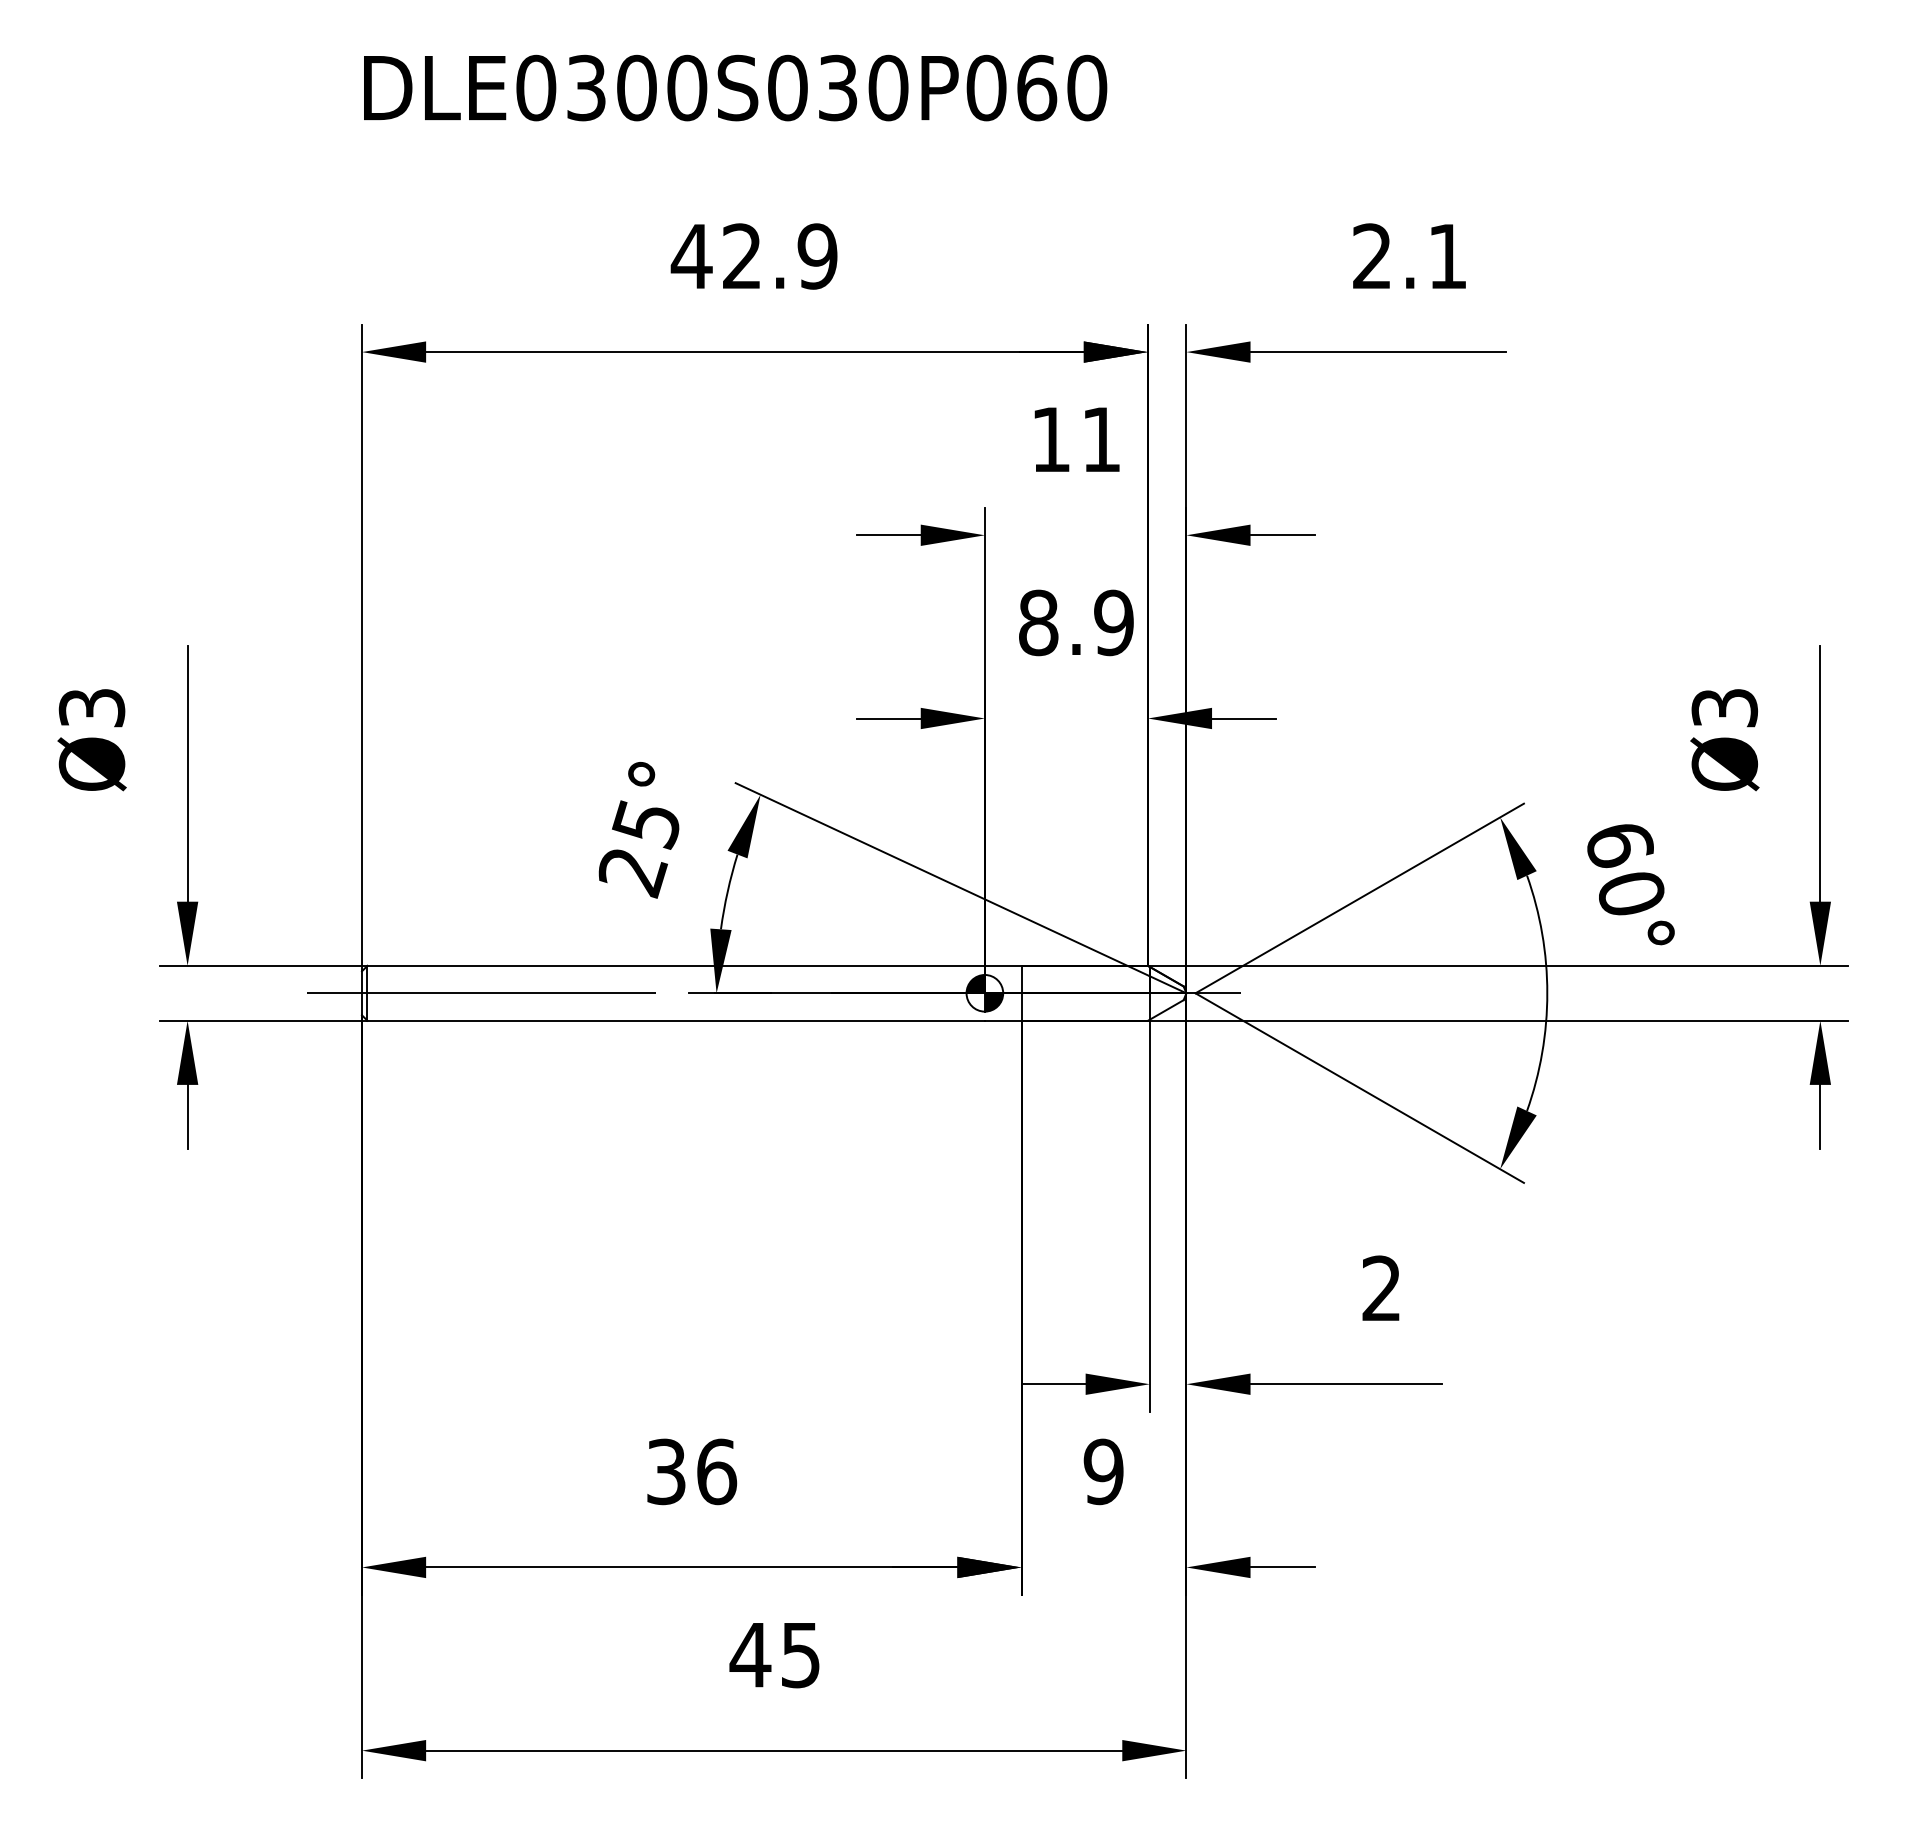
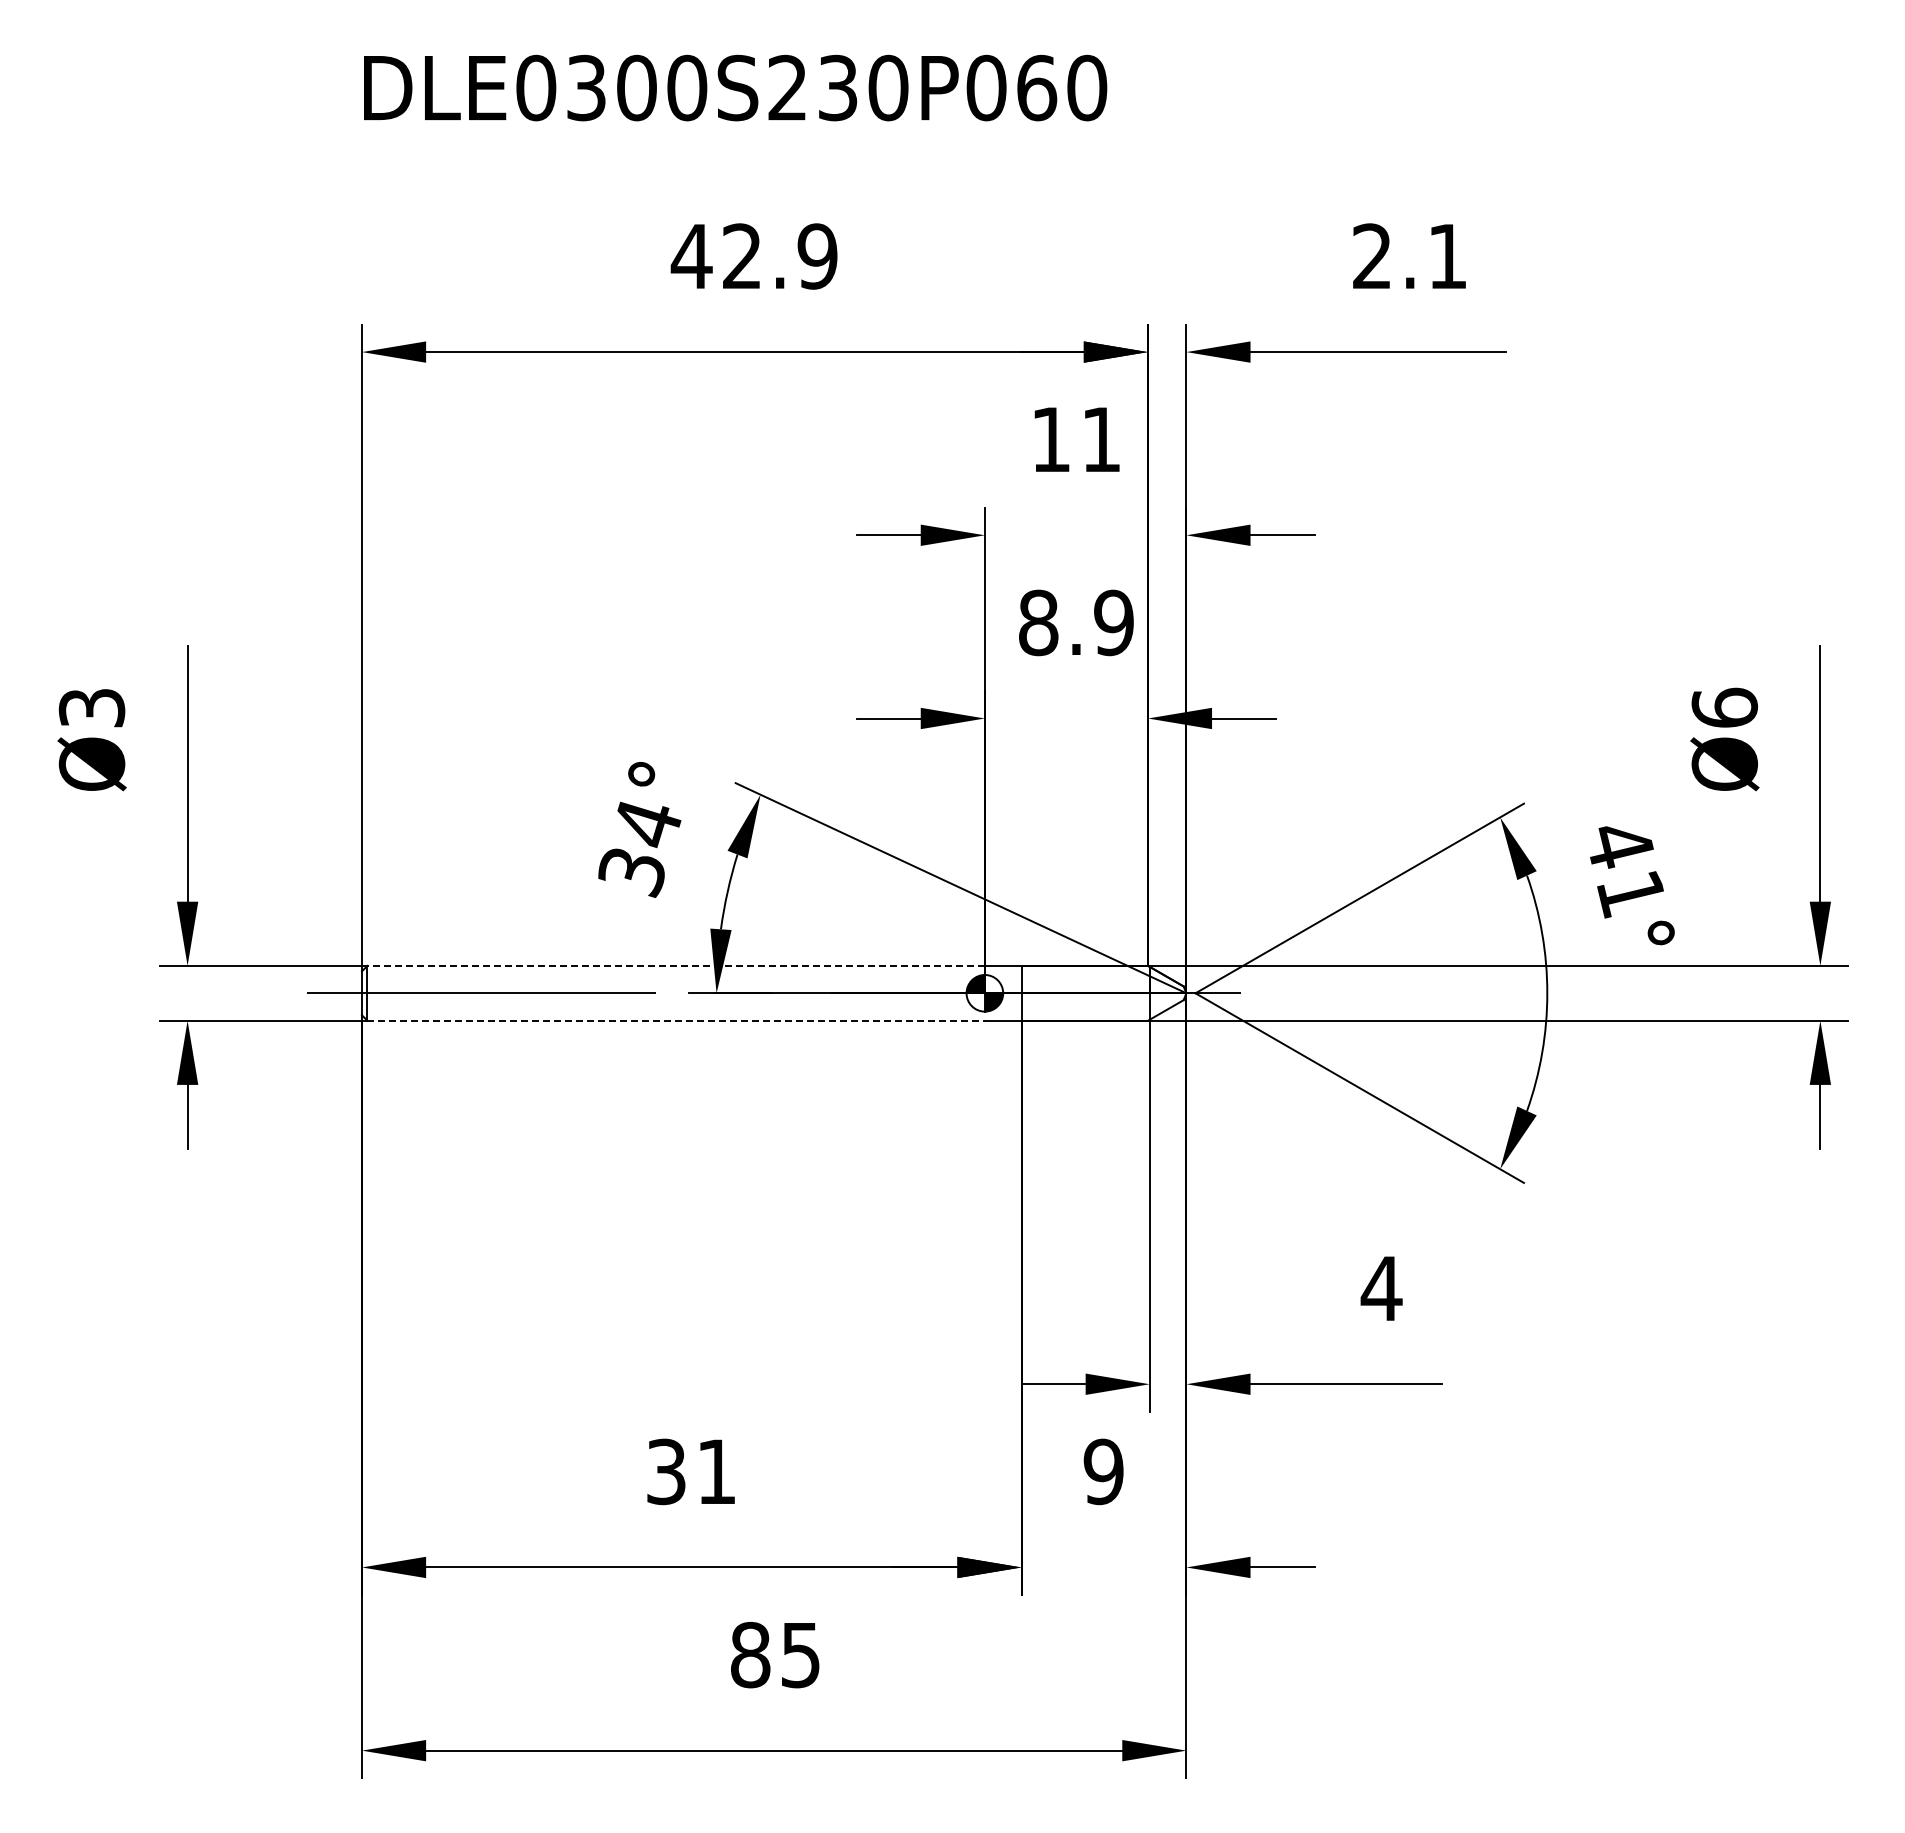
text: DLE0300S030P060 -> DLE0300S230P060 (787, 87)
text: Ø3 -> Ø6 (1724, 707)
text: 25° -> 34° (639, 849)
text: 60° -> 41° (1625, 871)
line: solid -> dashed (676, 965)
line: solid -> dashed (676, 1020)
text: 2 -> 4 (1381, 1287)
text: 36 -> 31 (717, 1471)
text: 45 -> 85 (750, 1654)
